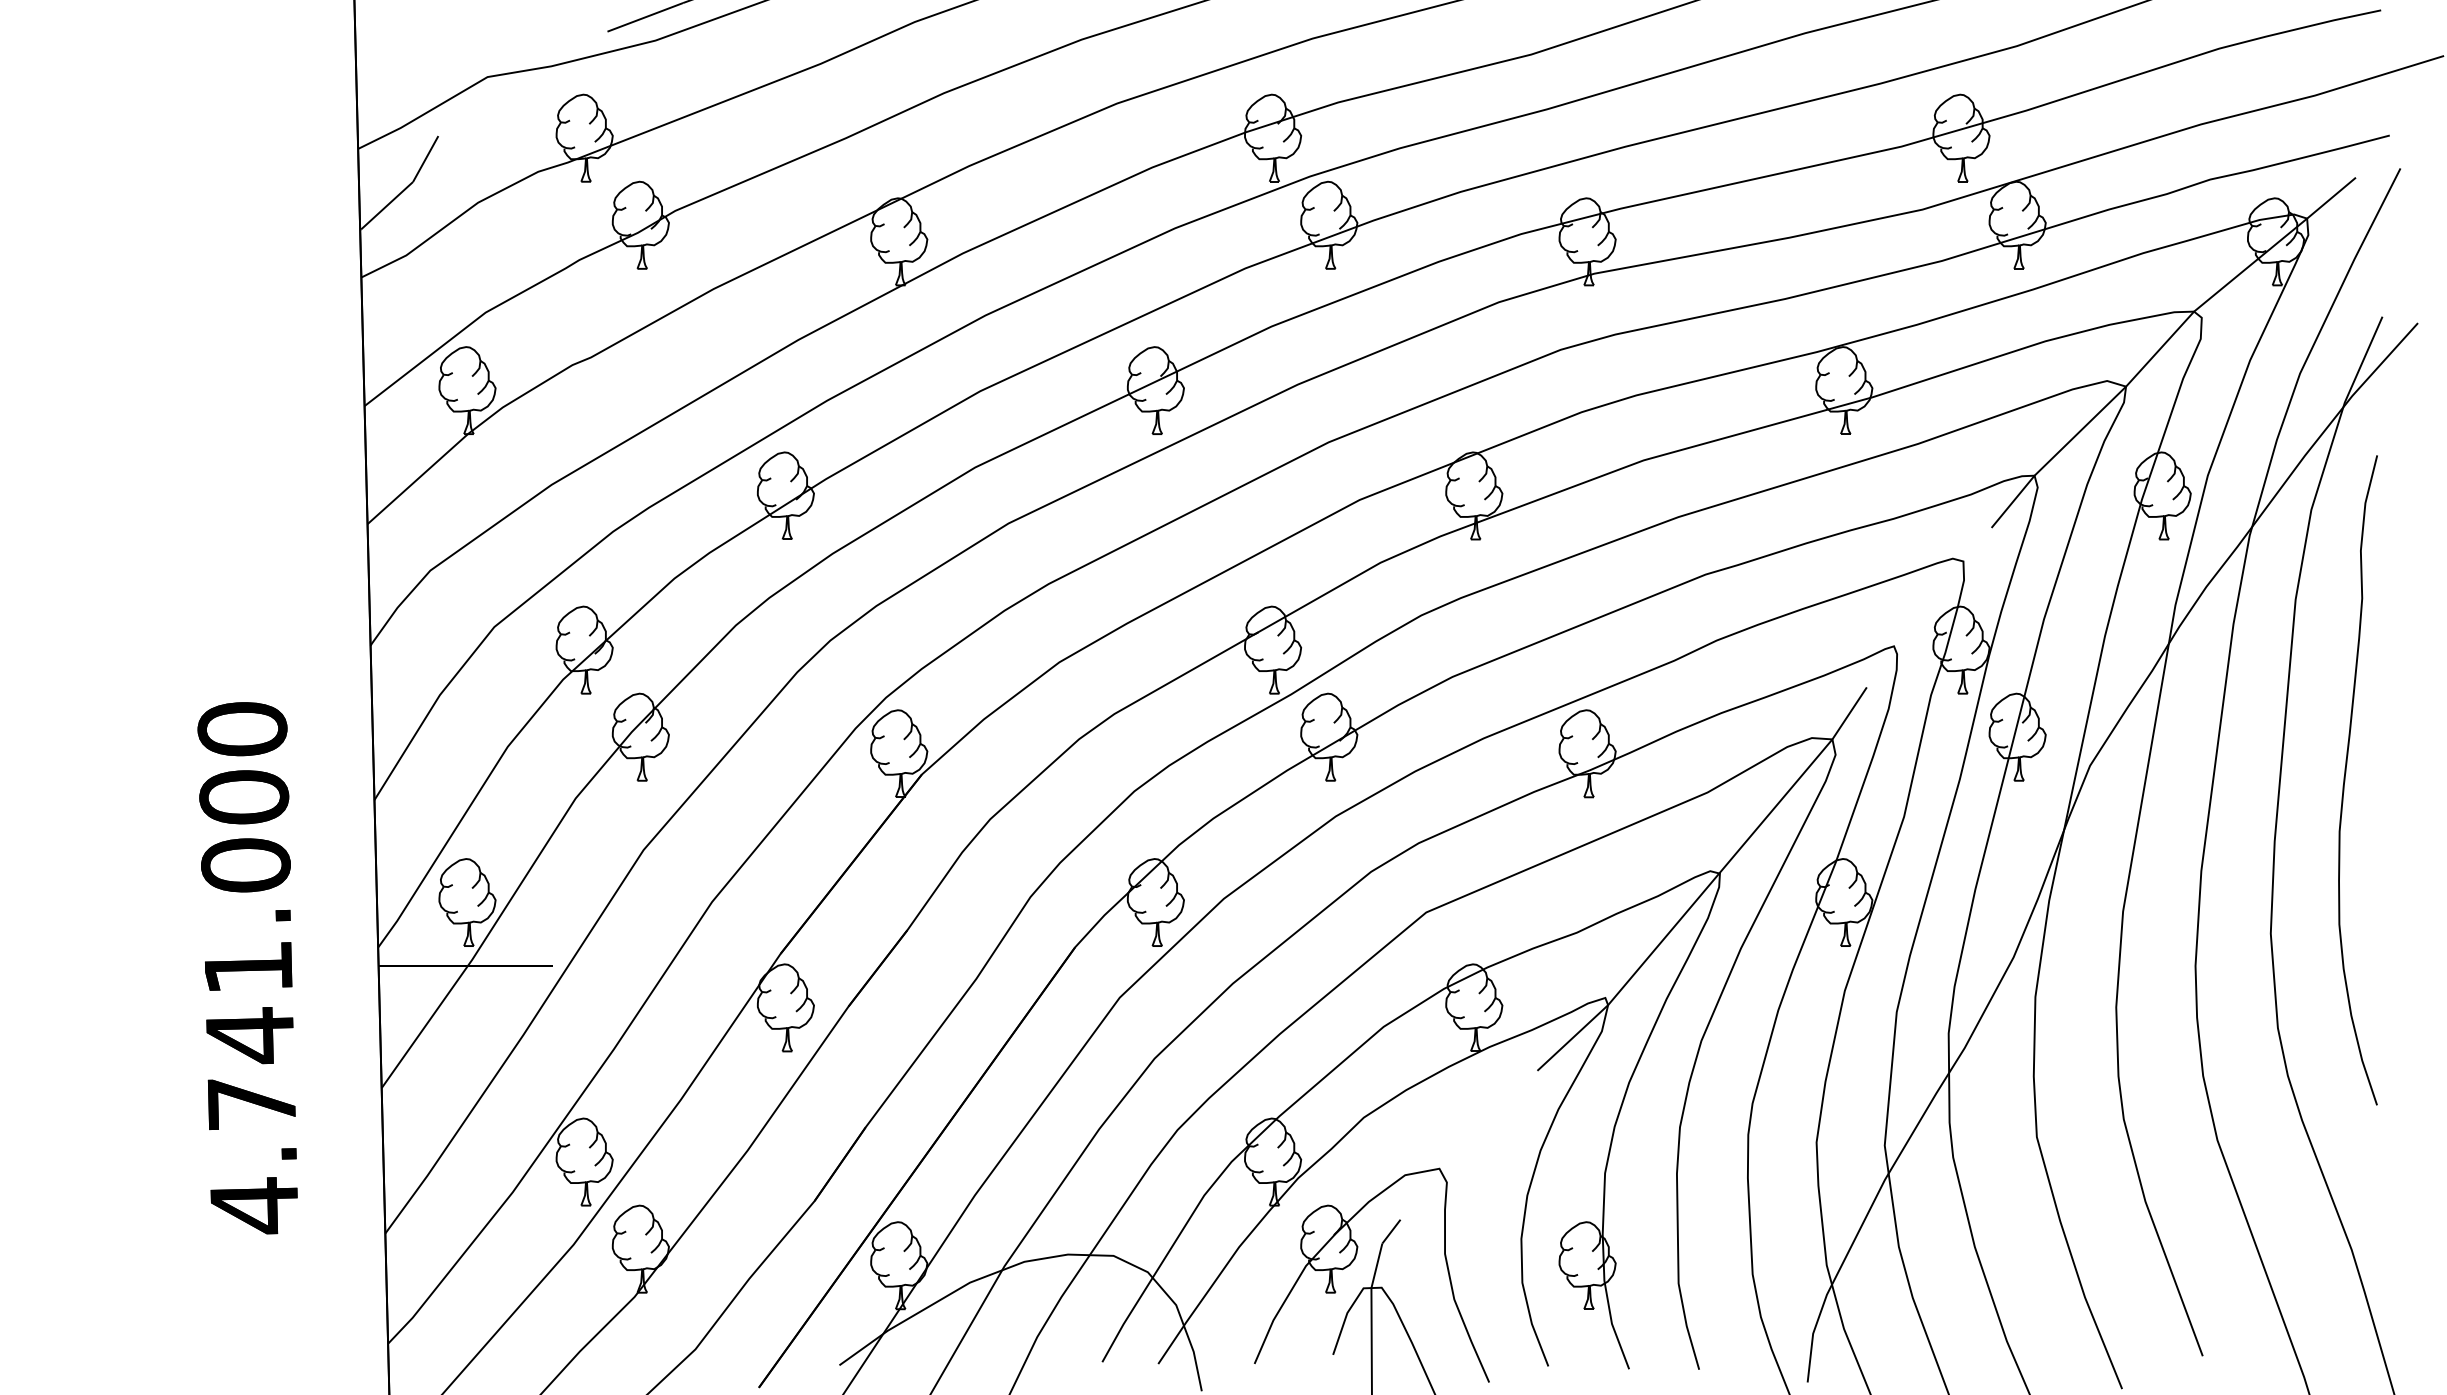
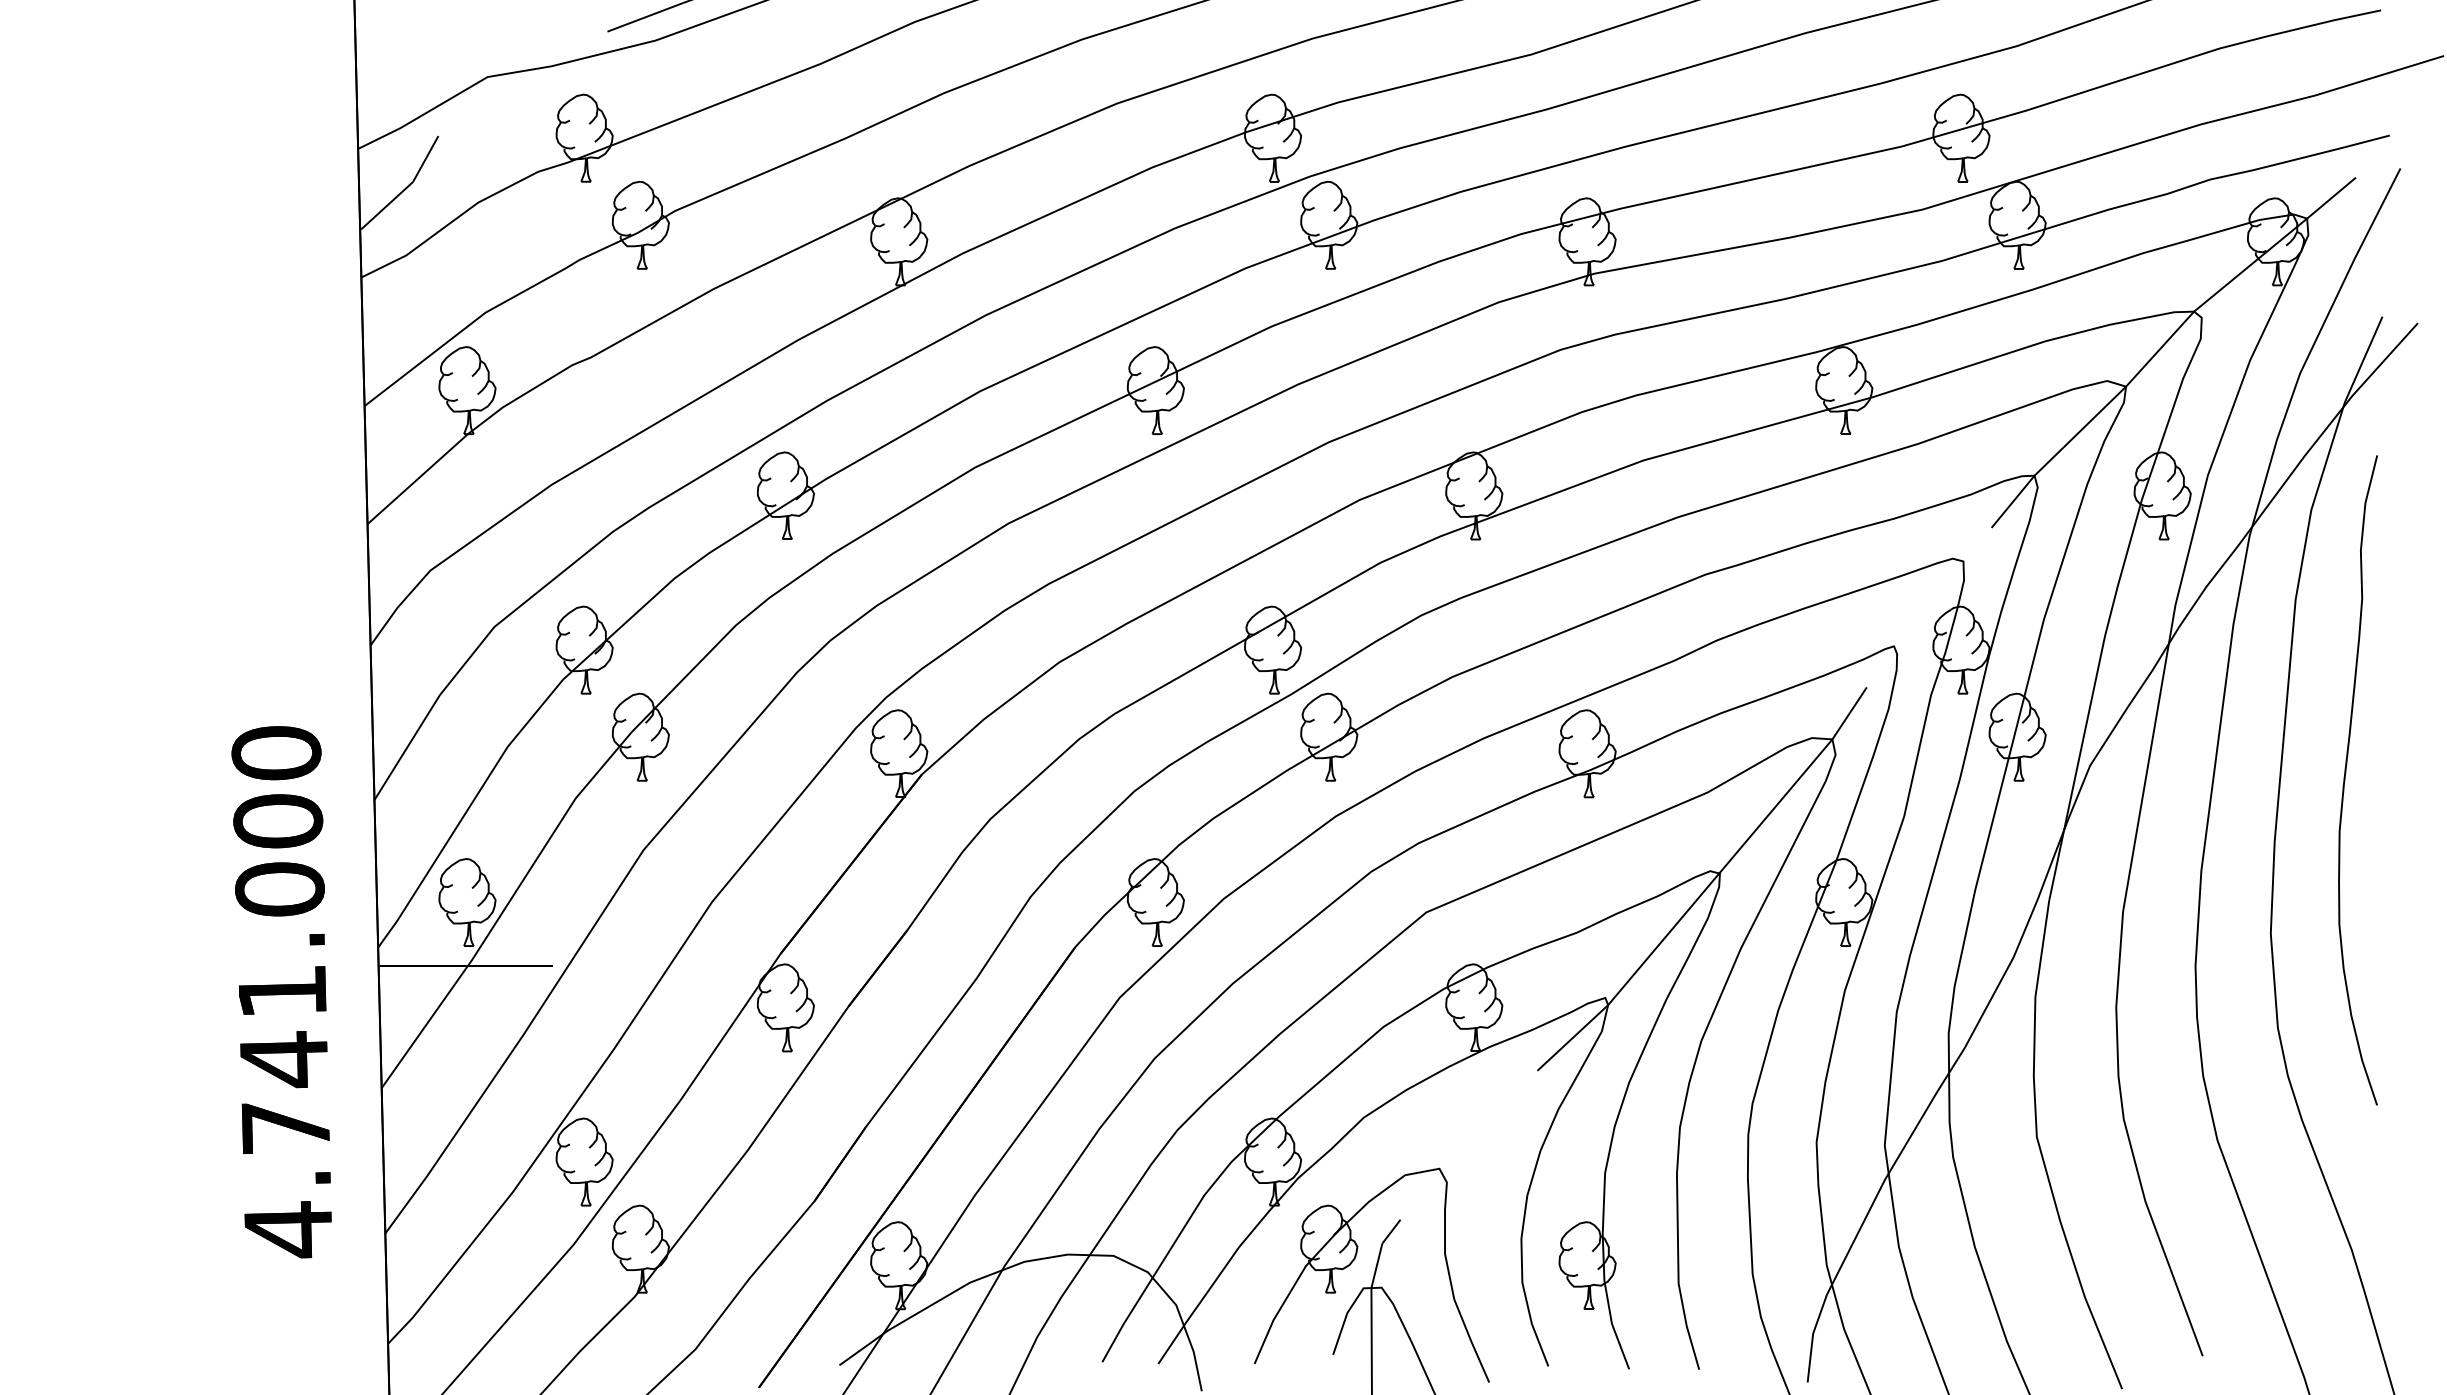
text position: (247, 968) -> (281, 992) (281, 992)
